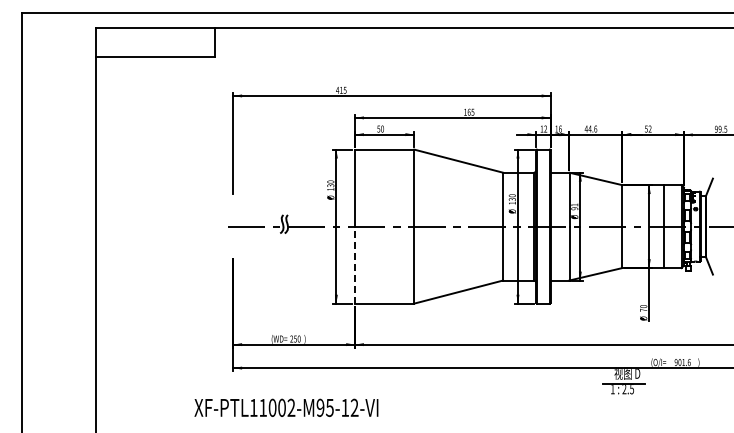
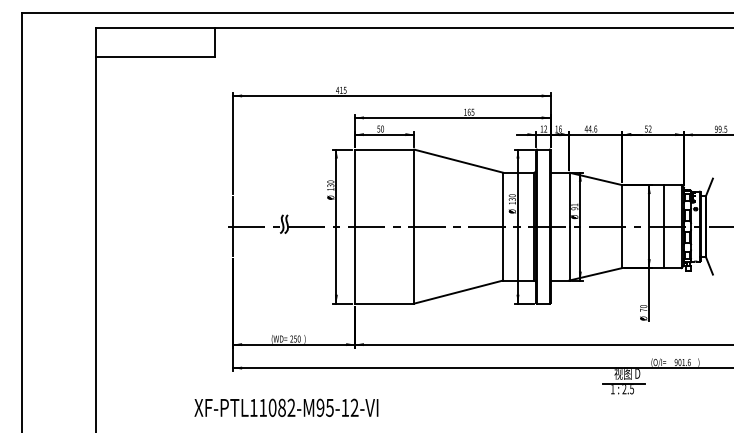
line: none -> present (233, 226)
line: dashed -> solid (355, 265)
text: XF-PTL11002-M95-12-VI -> XF-PTL11082-M95-12-VI (281, 407)
